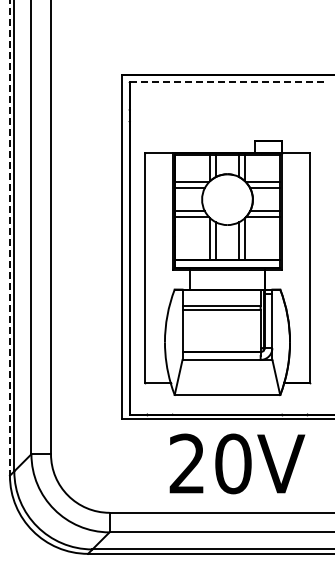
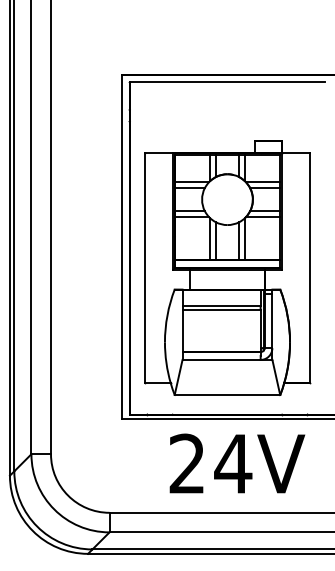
line: dashed -> solid (227, 82)
line: dashed -> solid (9, 238)
text: 20V -> 24V (233, 463)
